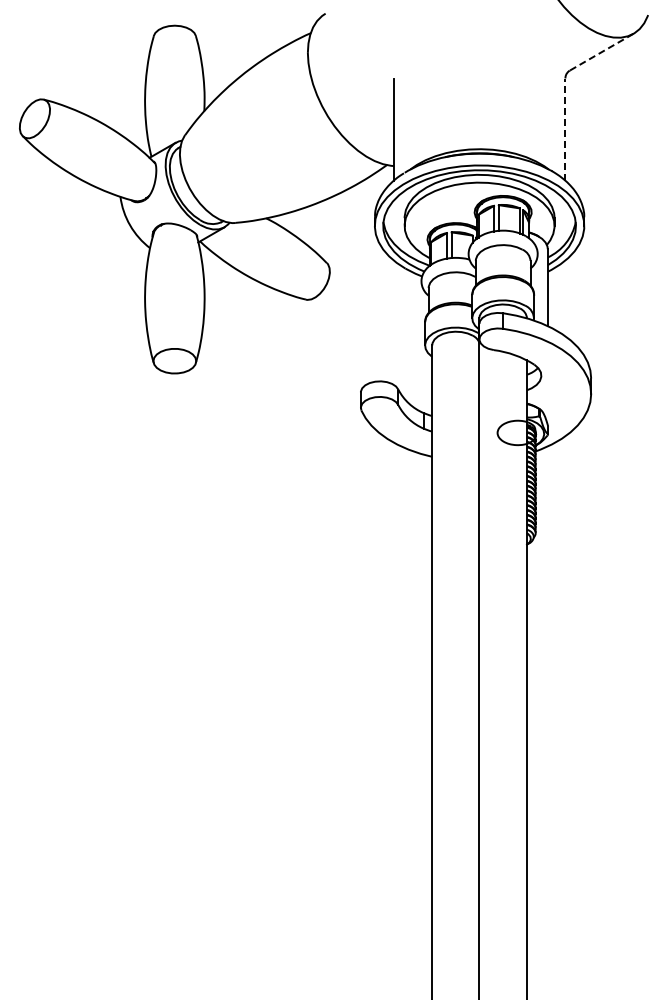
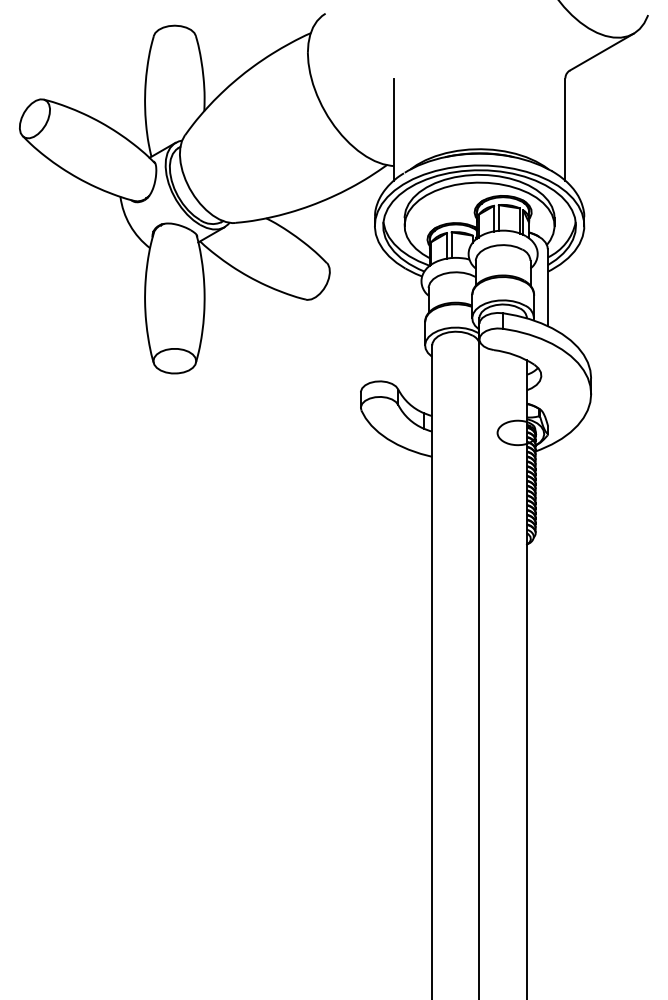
line: dashed -> solid (601, 52)
line: dashed -> solid (565, 129)
